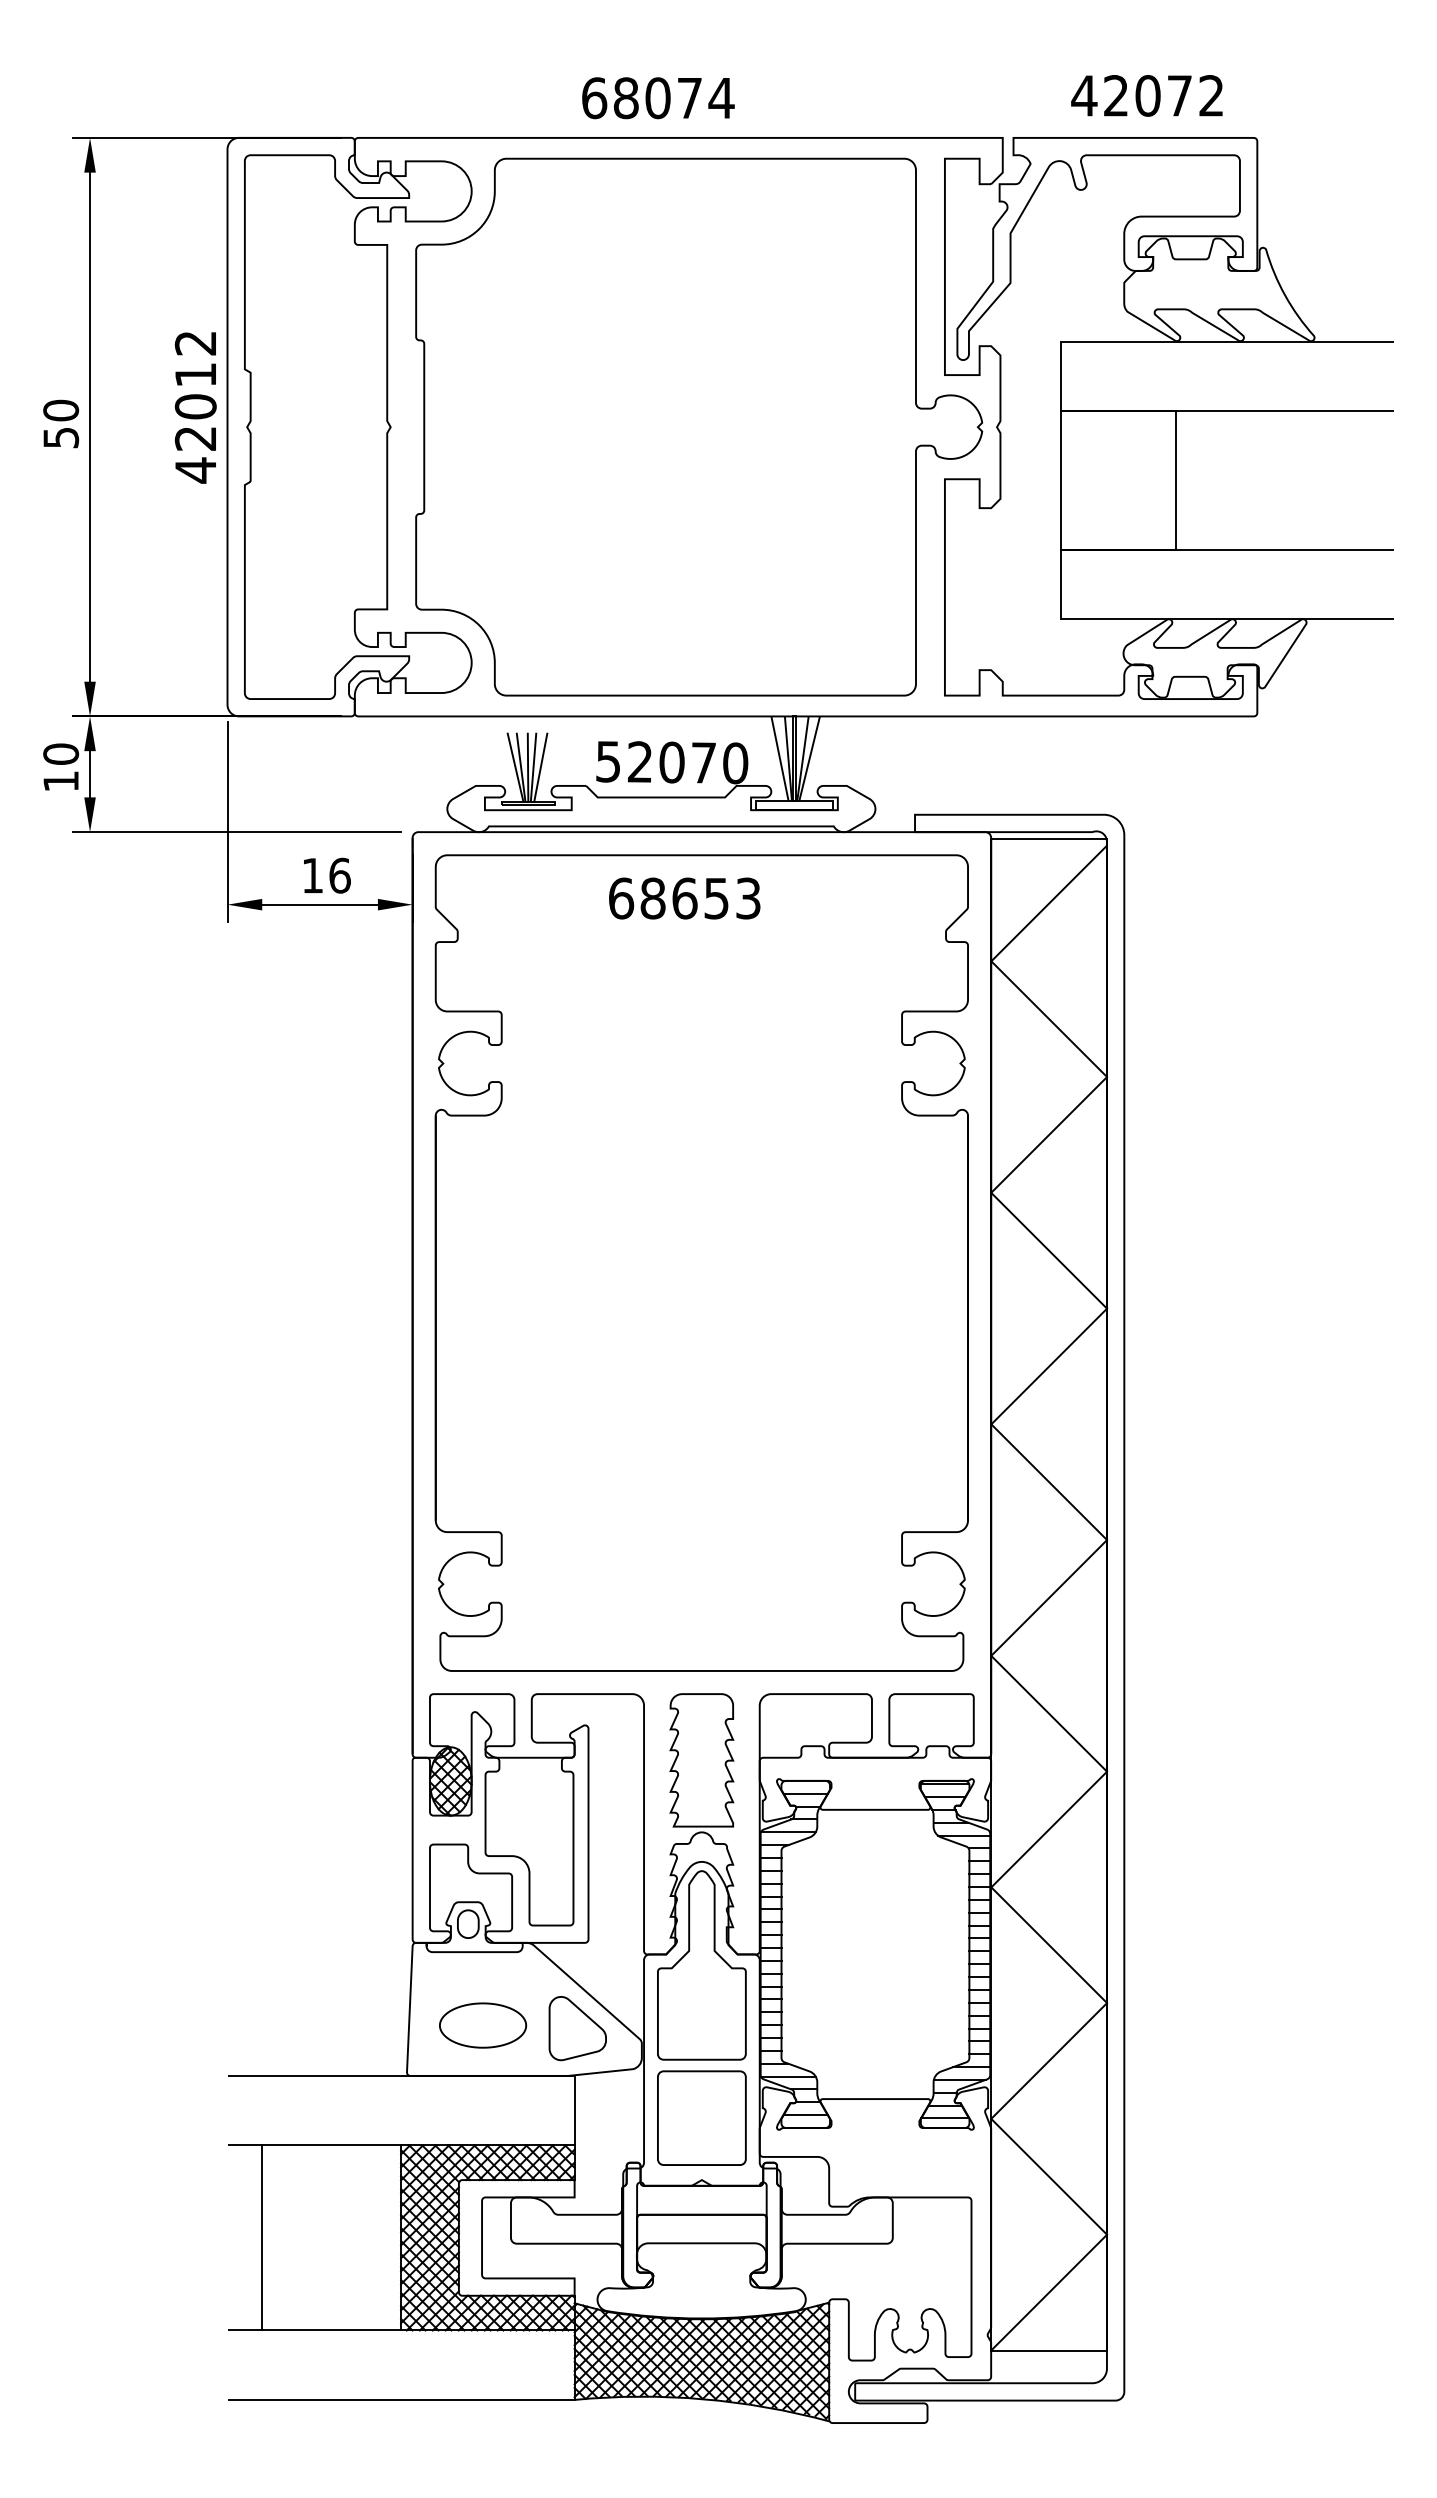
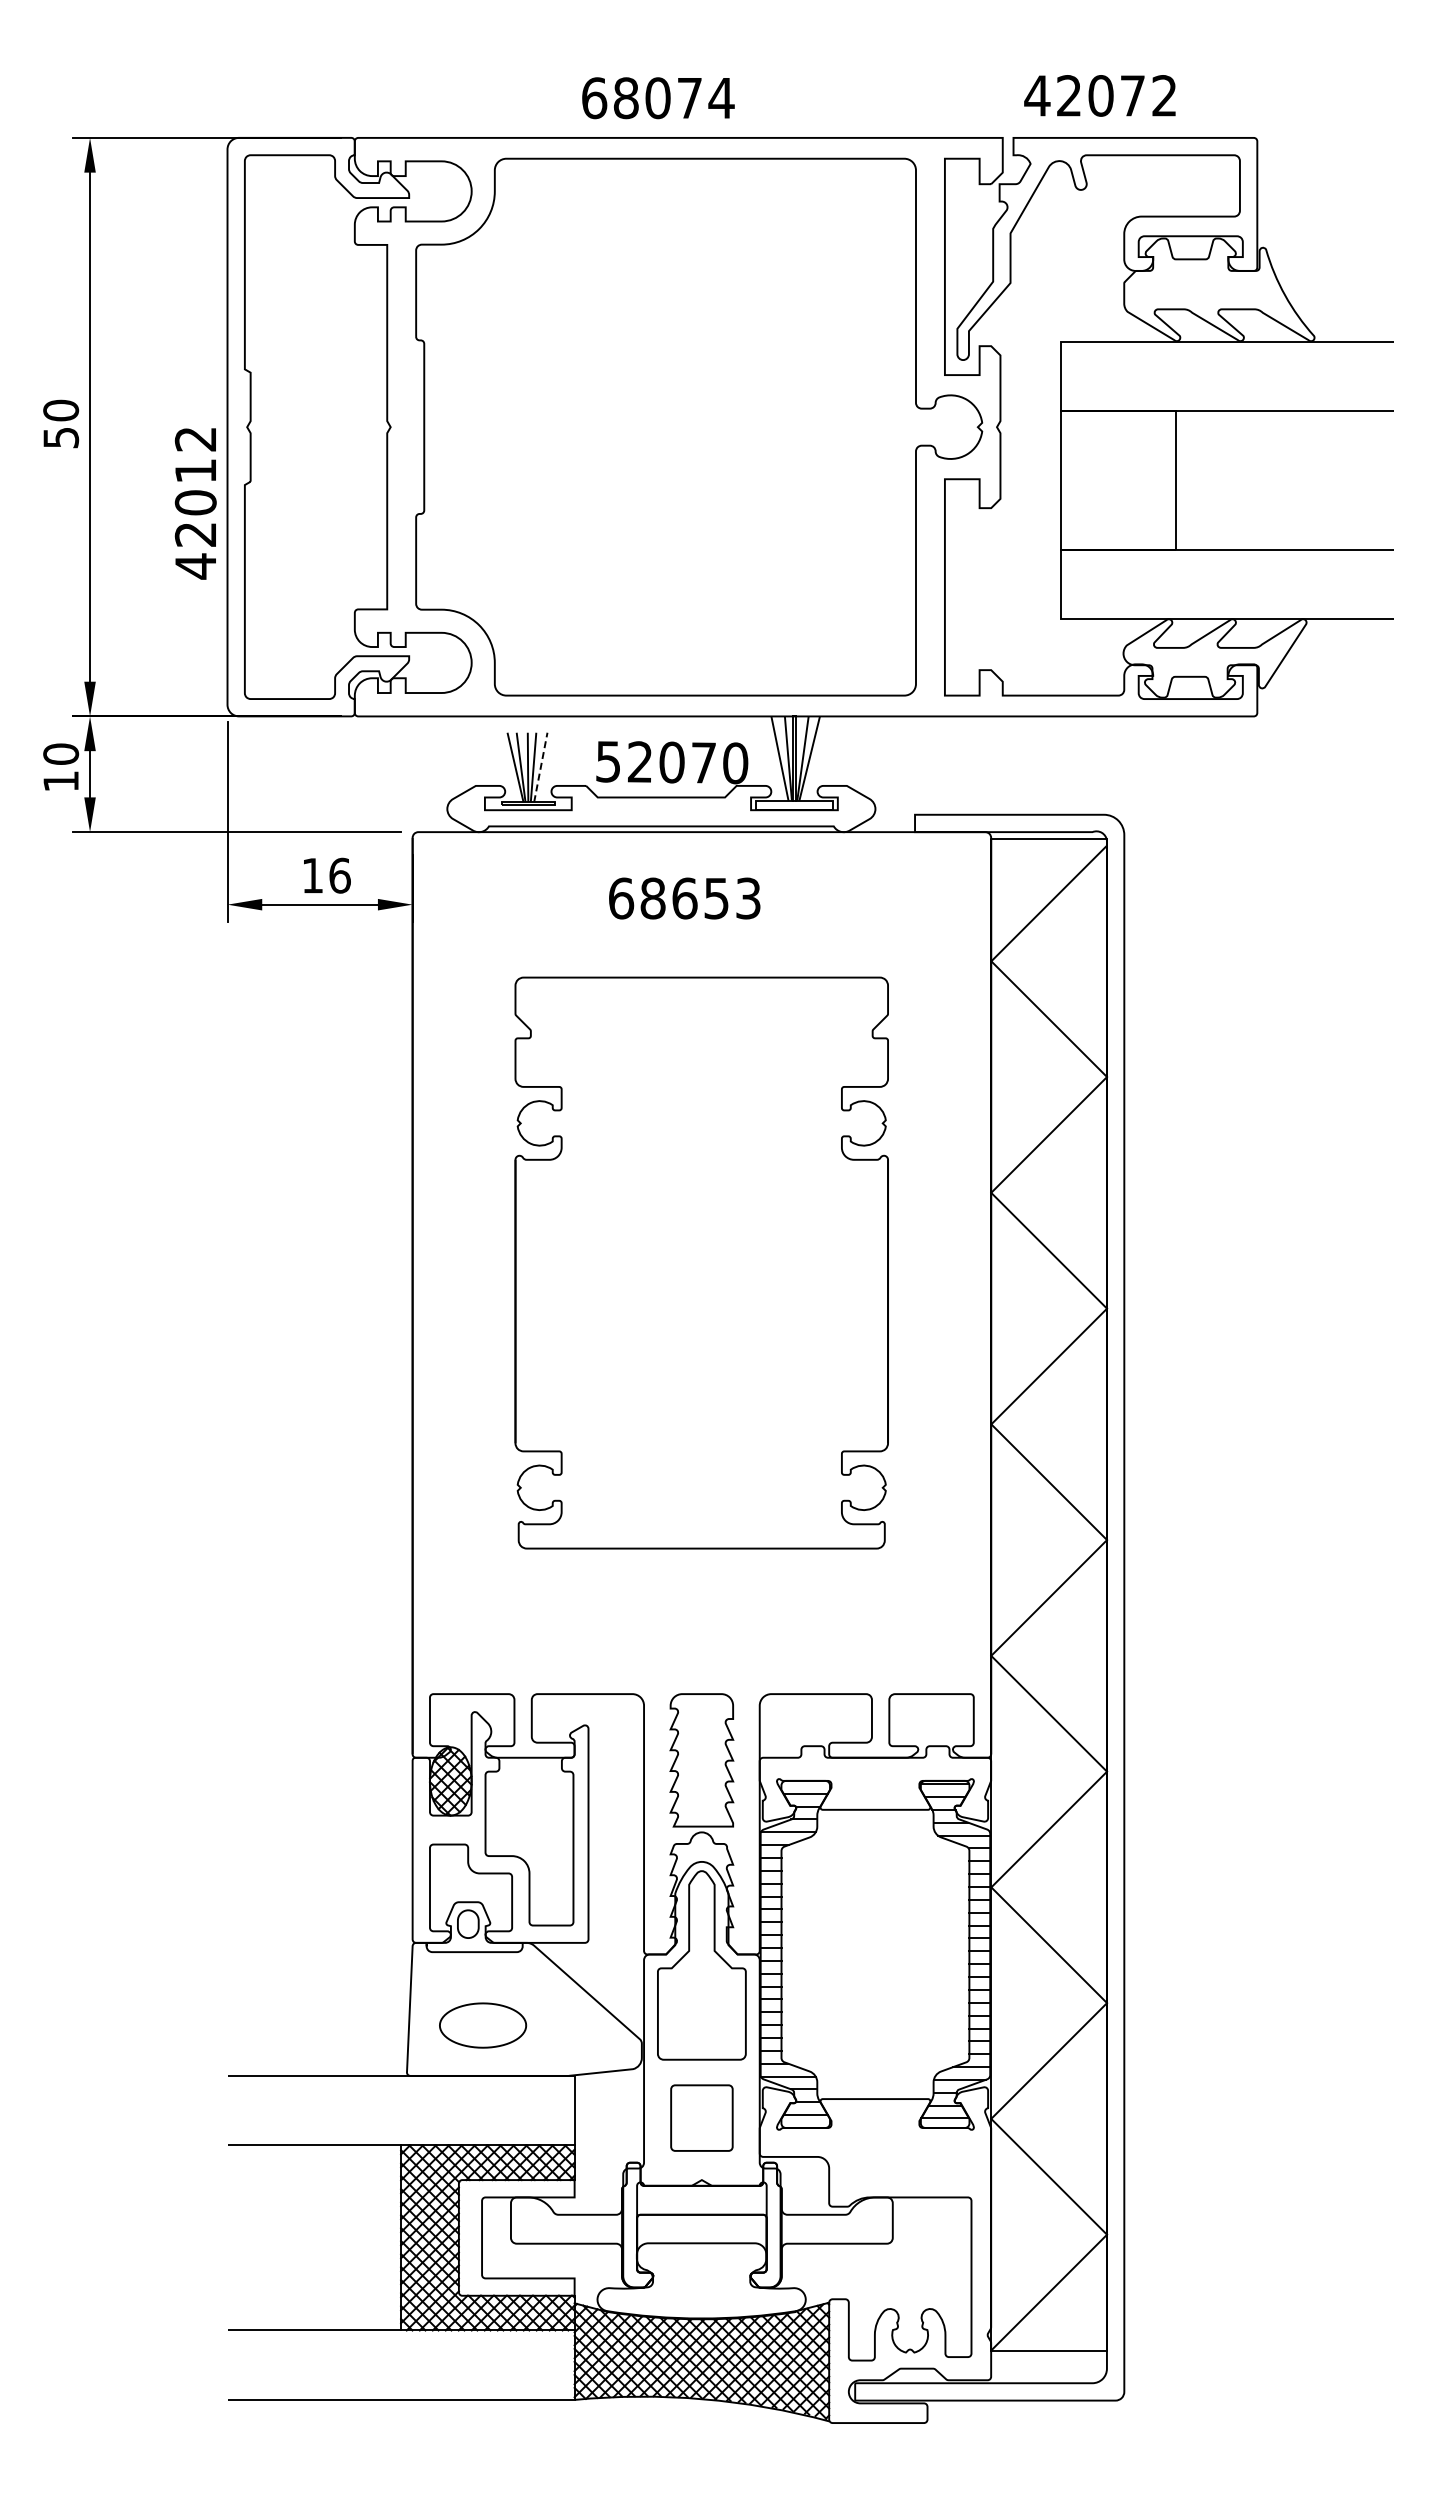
text position: (1146, 95) -> (1099, 95) (1099, 95)
text position: (195, 407) -> (195, 503) (195, 503)
line: solid -> dashed (540, 766)
part size: 535x818 px -> 375x574 px (701, 1262)
part: present -> none (577, 2028)
part size: 90x96 px -> 64x68 px (701, 2117)
line: present -> none (262, 2237)
